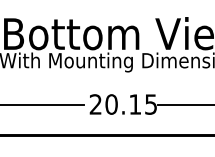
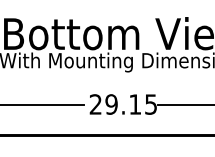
text: 20.15 -> 29.15 (111, 104)
